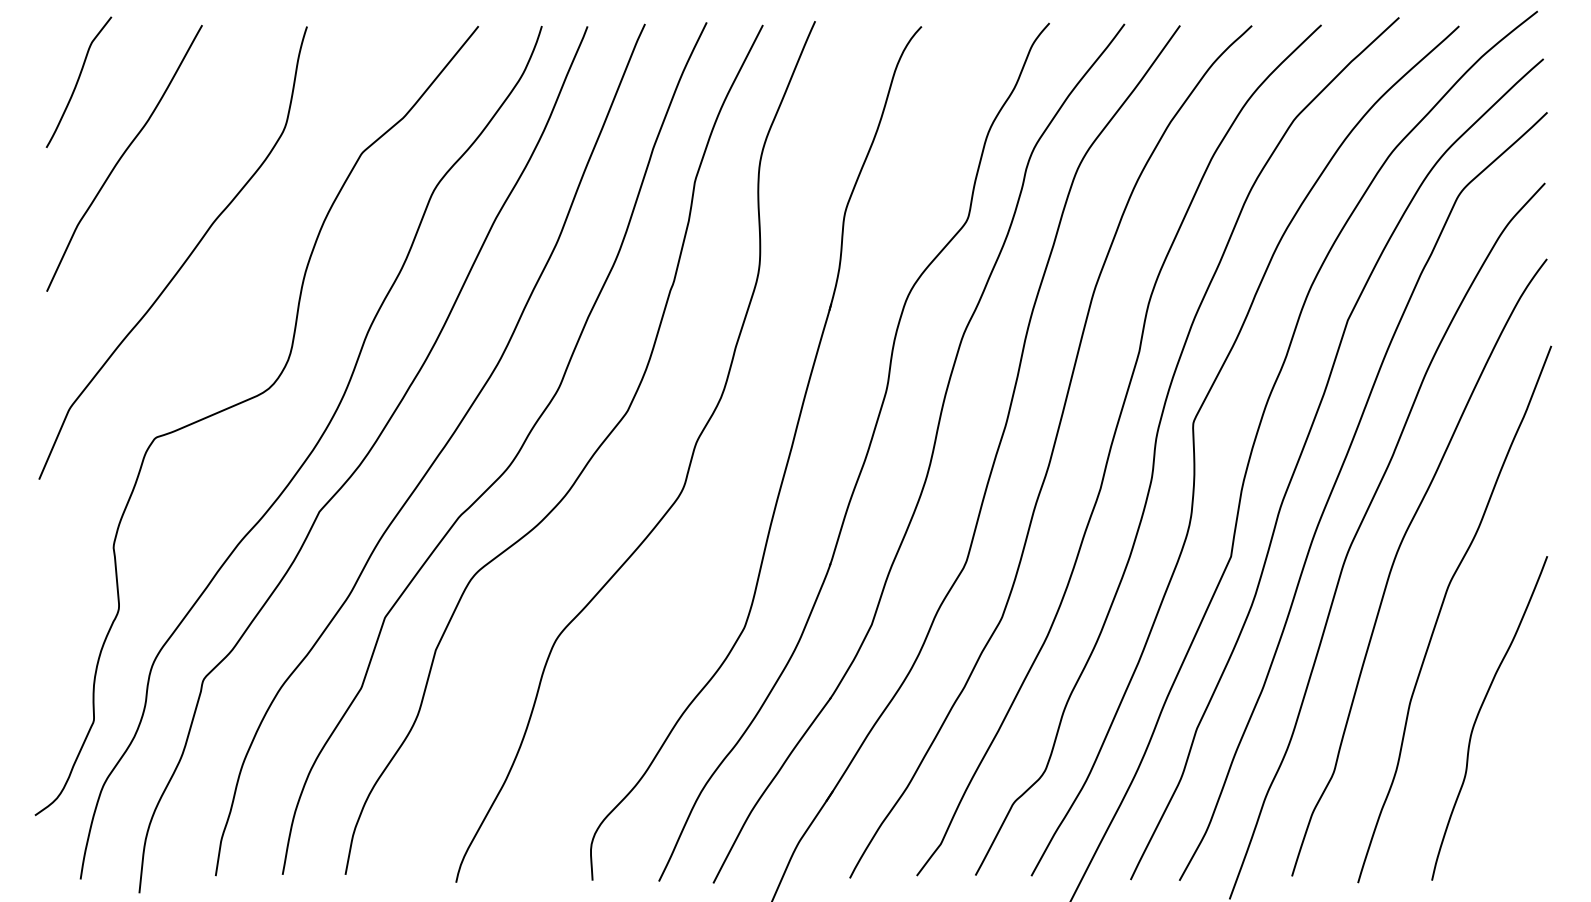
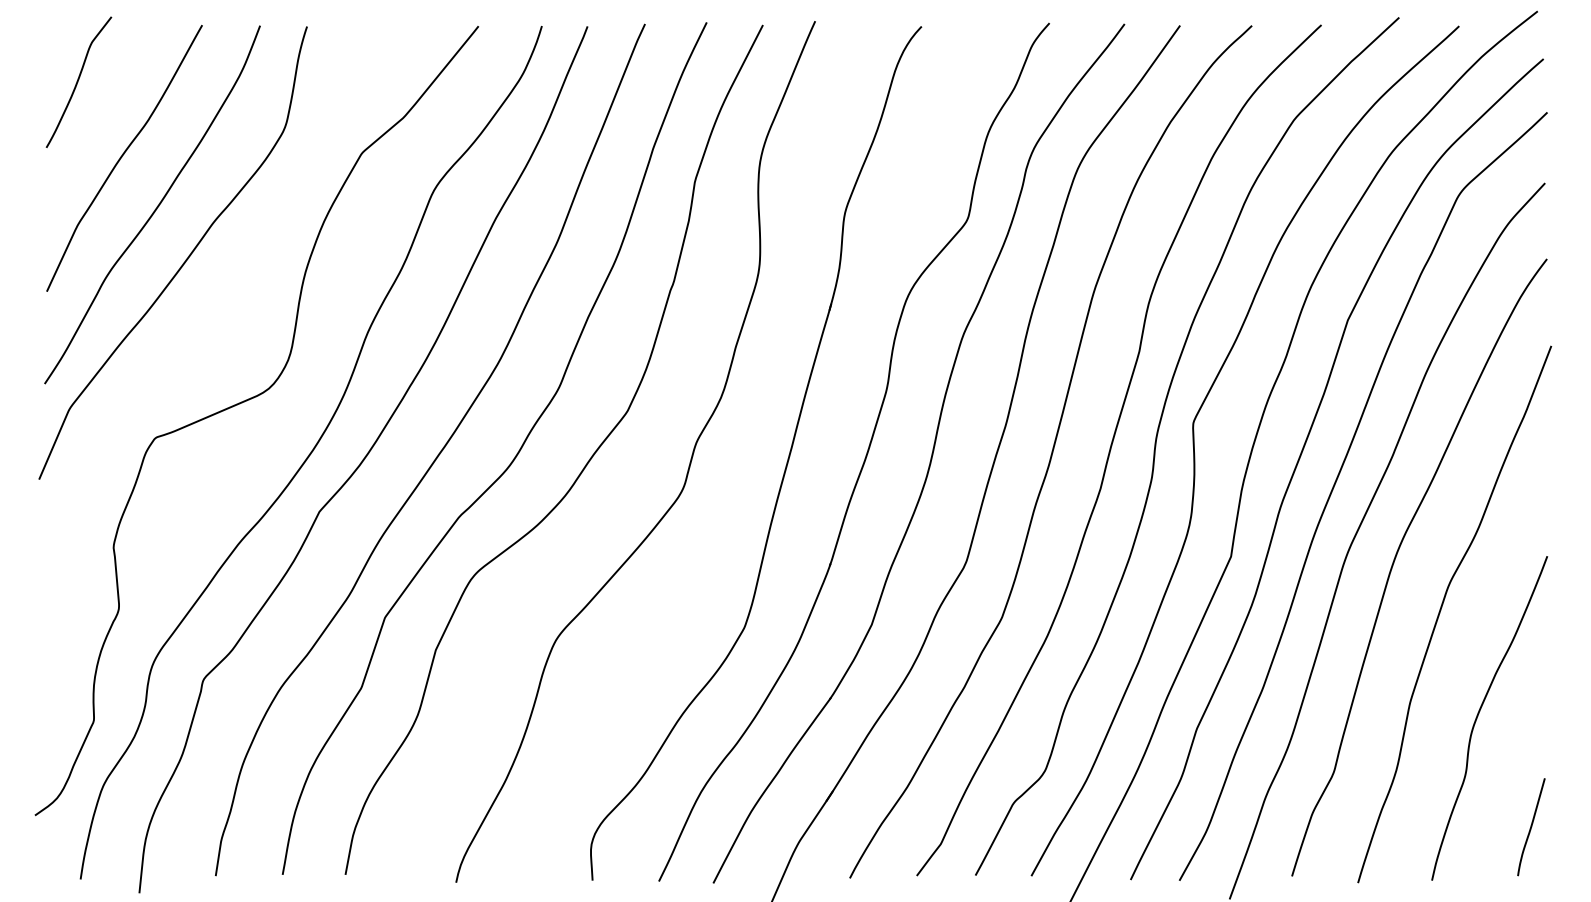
curve: none -> present (156, 206)
curve: none -> present (1531, 827)
